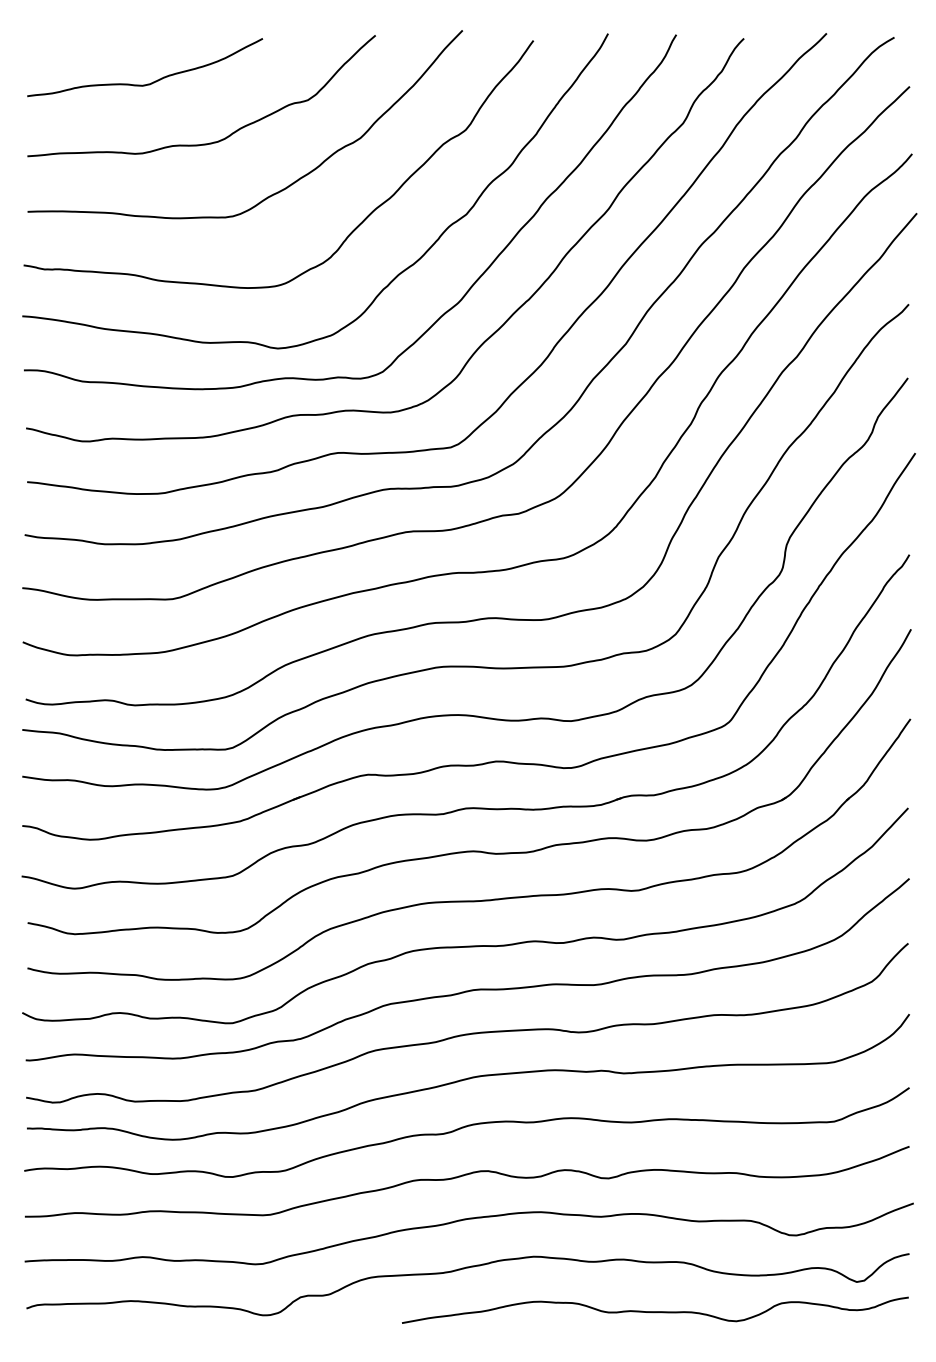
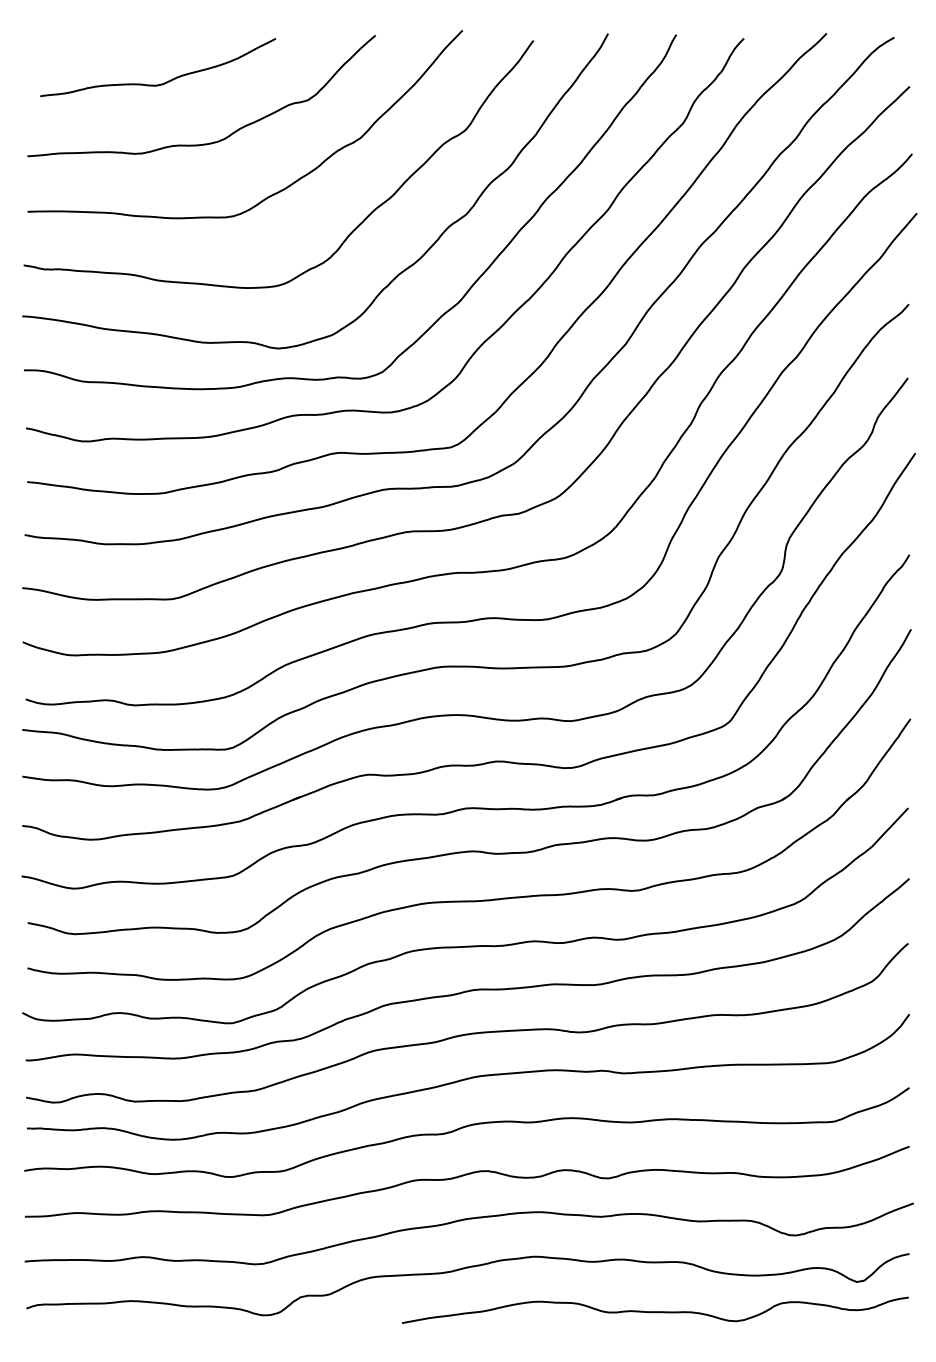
curve position: (153, 81) -> (166, 81) (166, 81)
